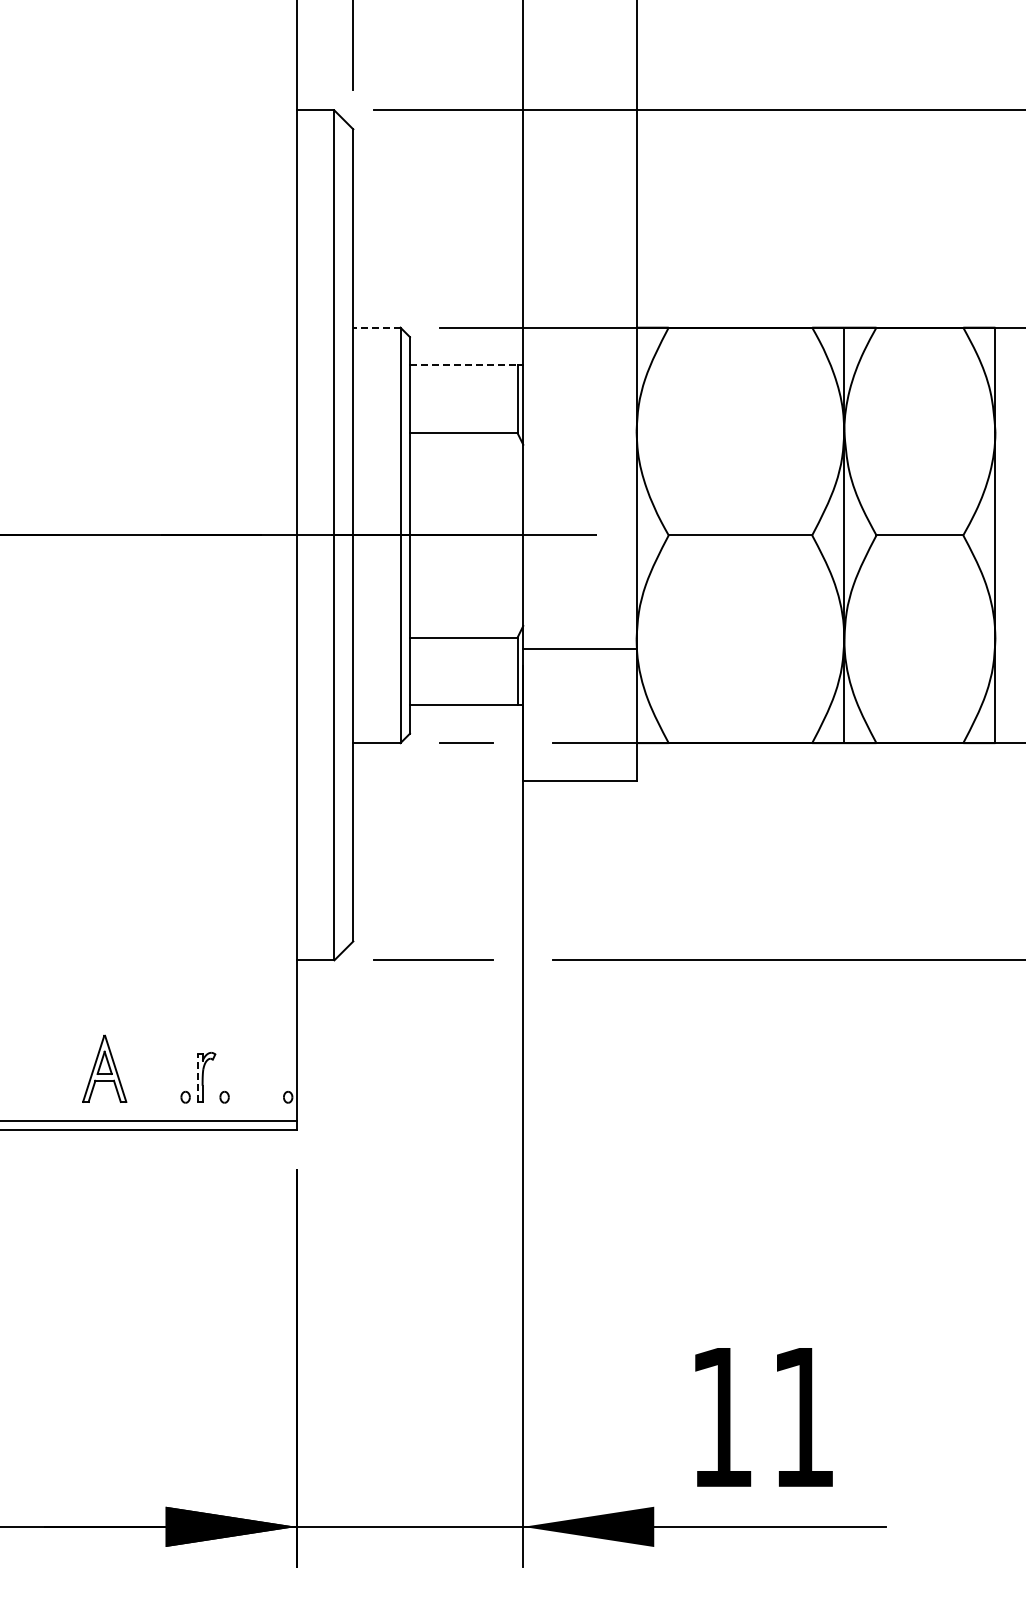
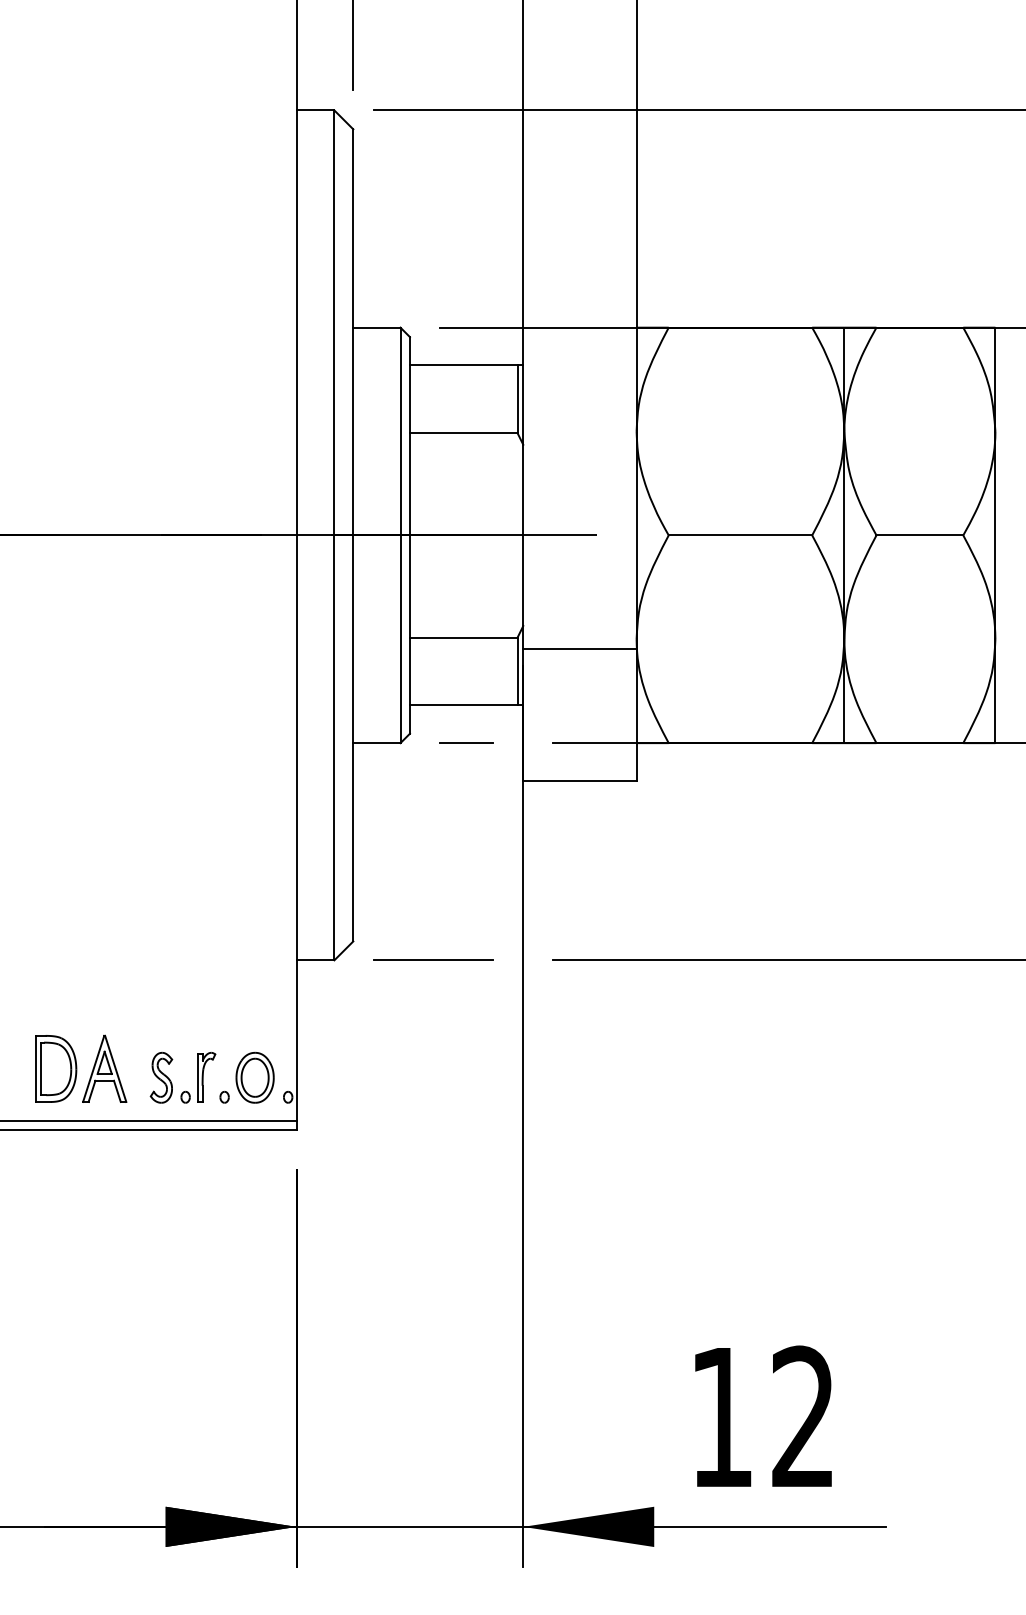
line: dashed -> solid (376, 327)
line: dashed -> solid (463, 365)
part: none -> present (56, 1068)
part: none -> present (161, 1077)
line: dashed -> solid (197, 1077)
part: none -> present (254, 1077)
text: 11 -> 12 (802, 1415)
